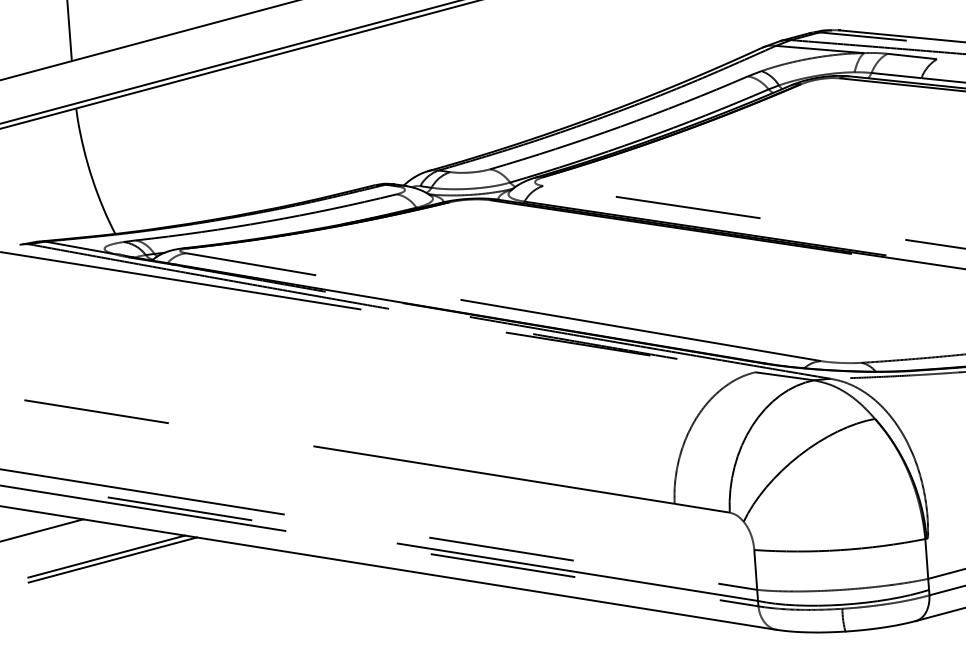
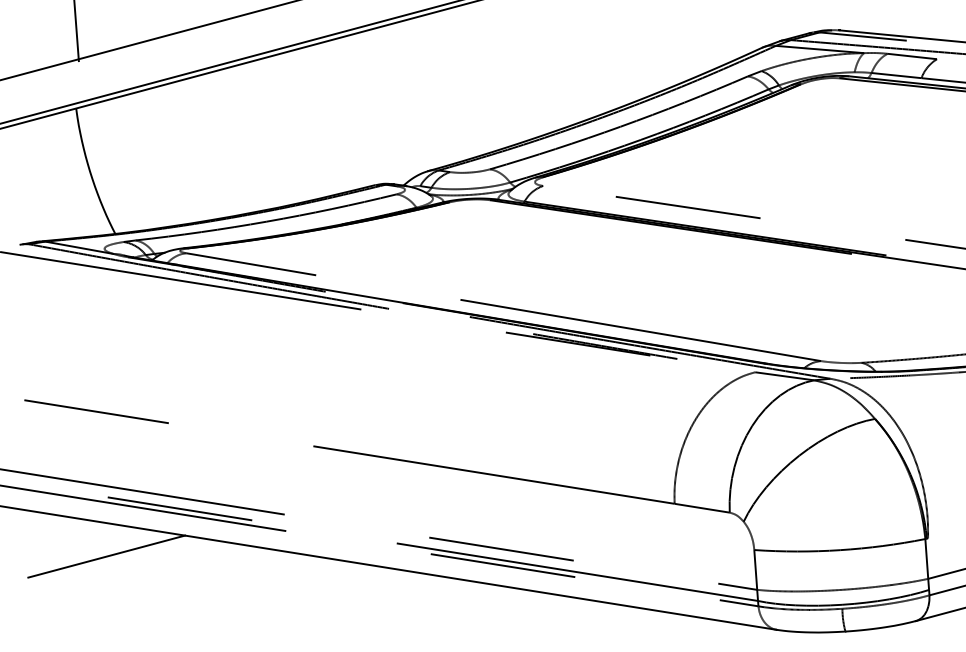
line position: (69, 31) -> (76, 31) (76, 31)
line: present -> none (42, 529)
line: present -> none (112, 559)
